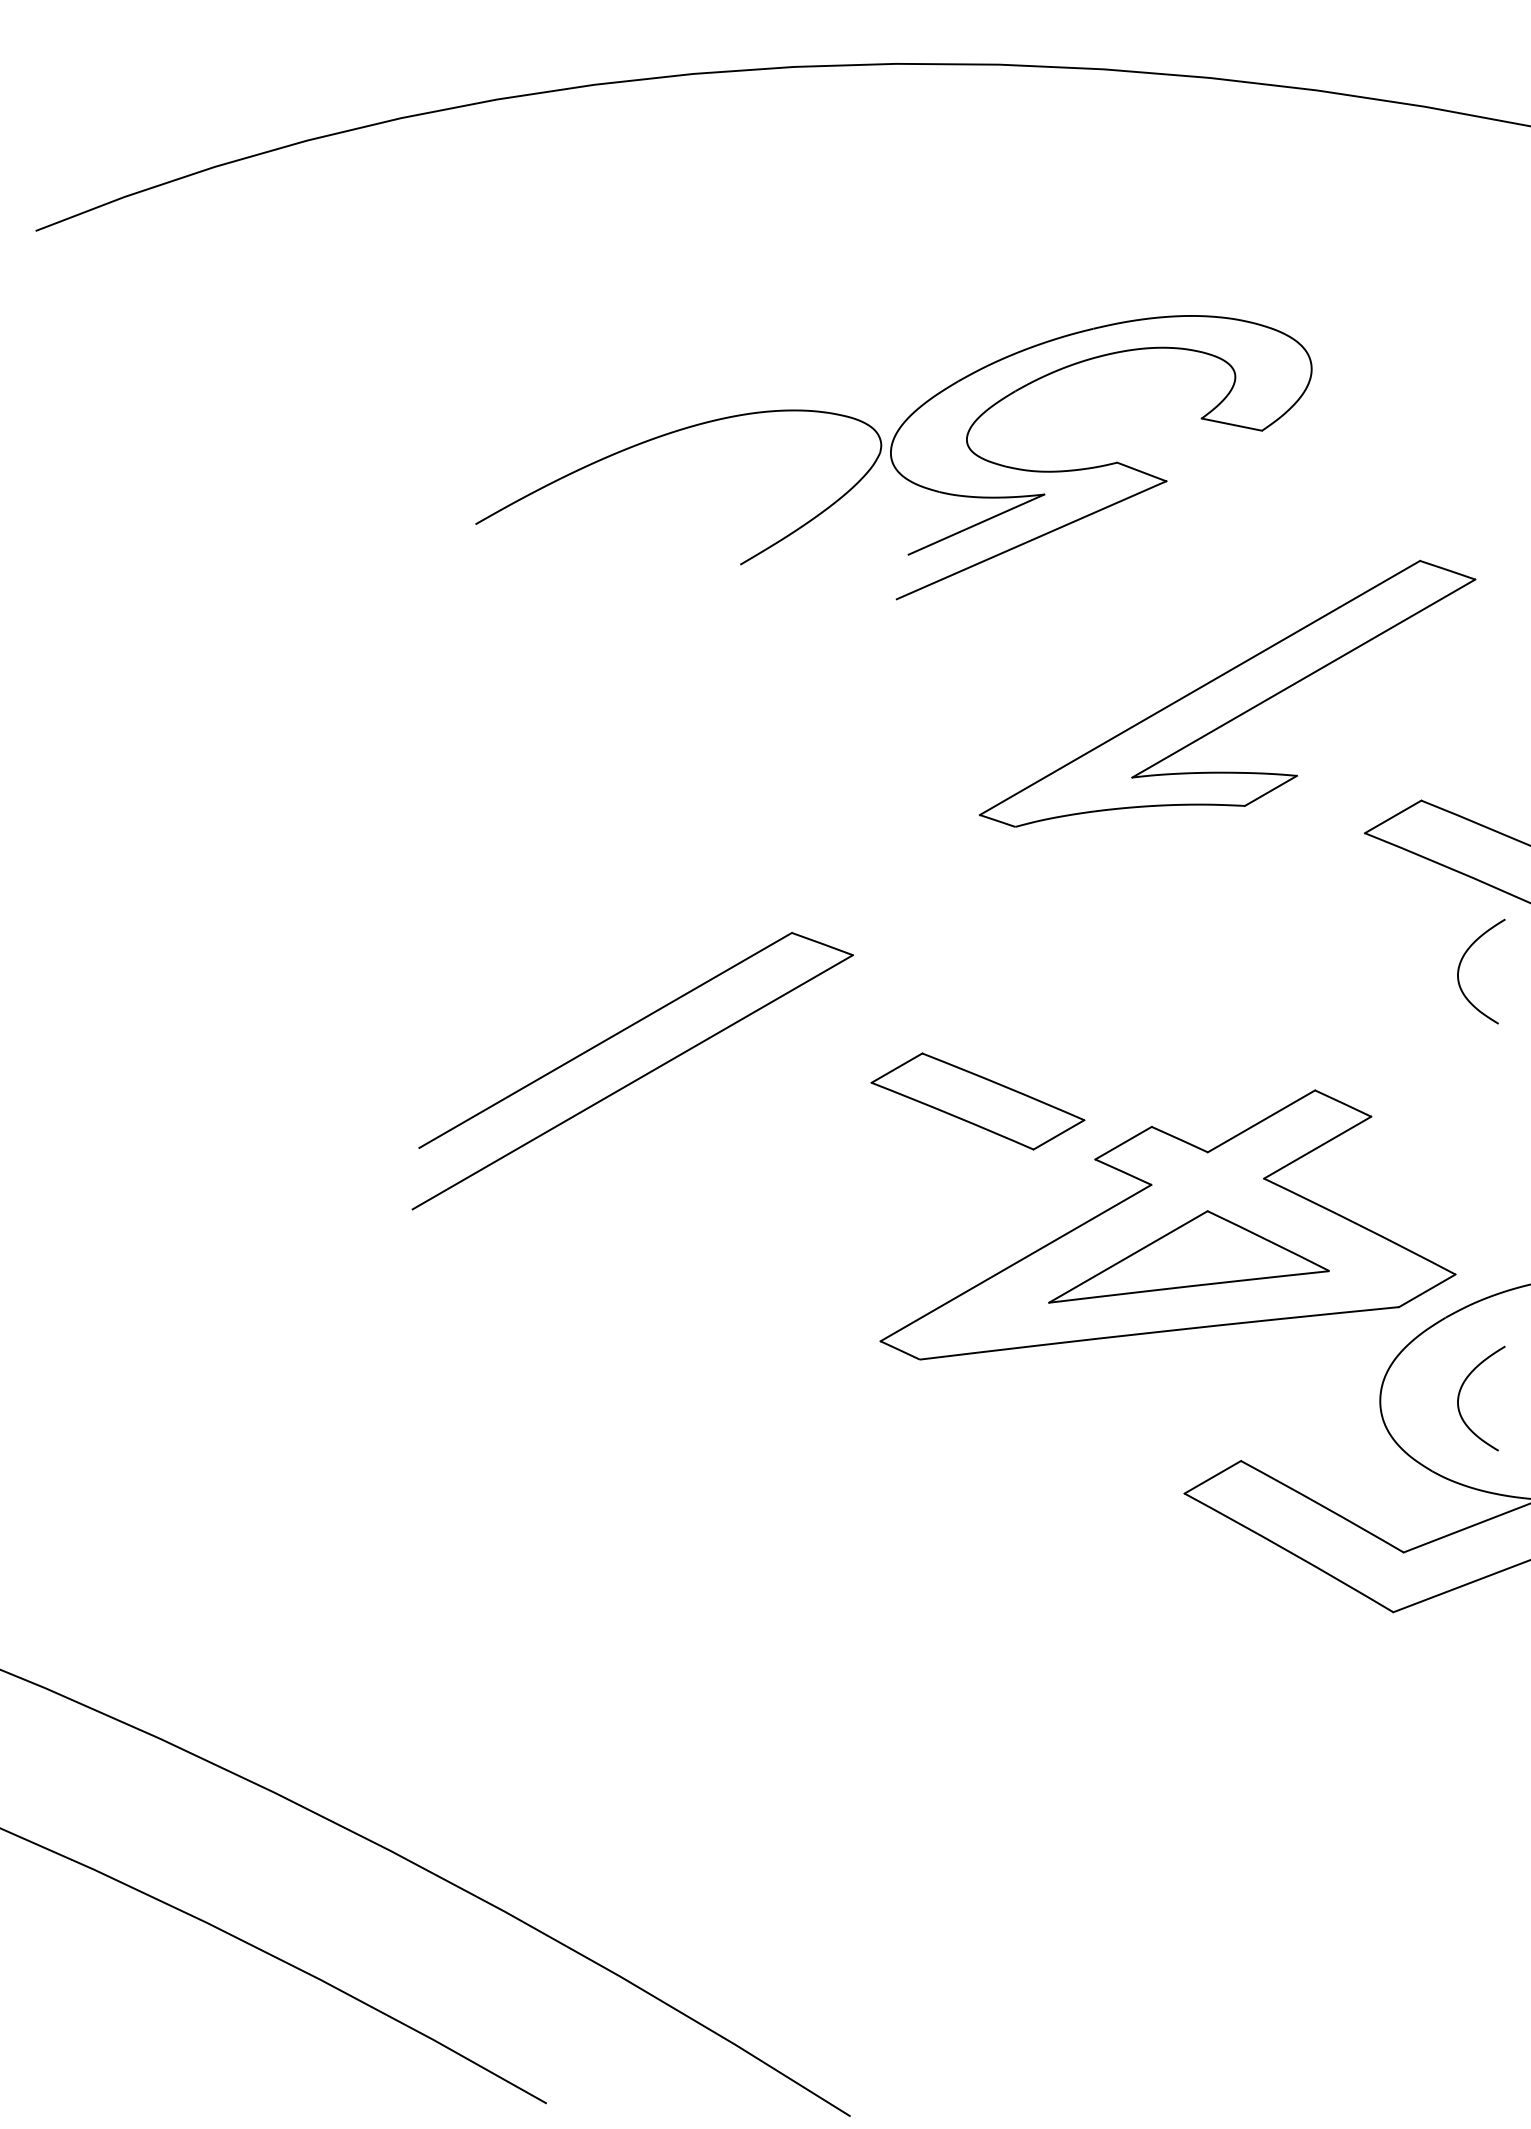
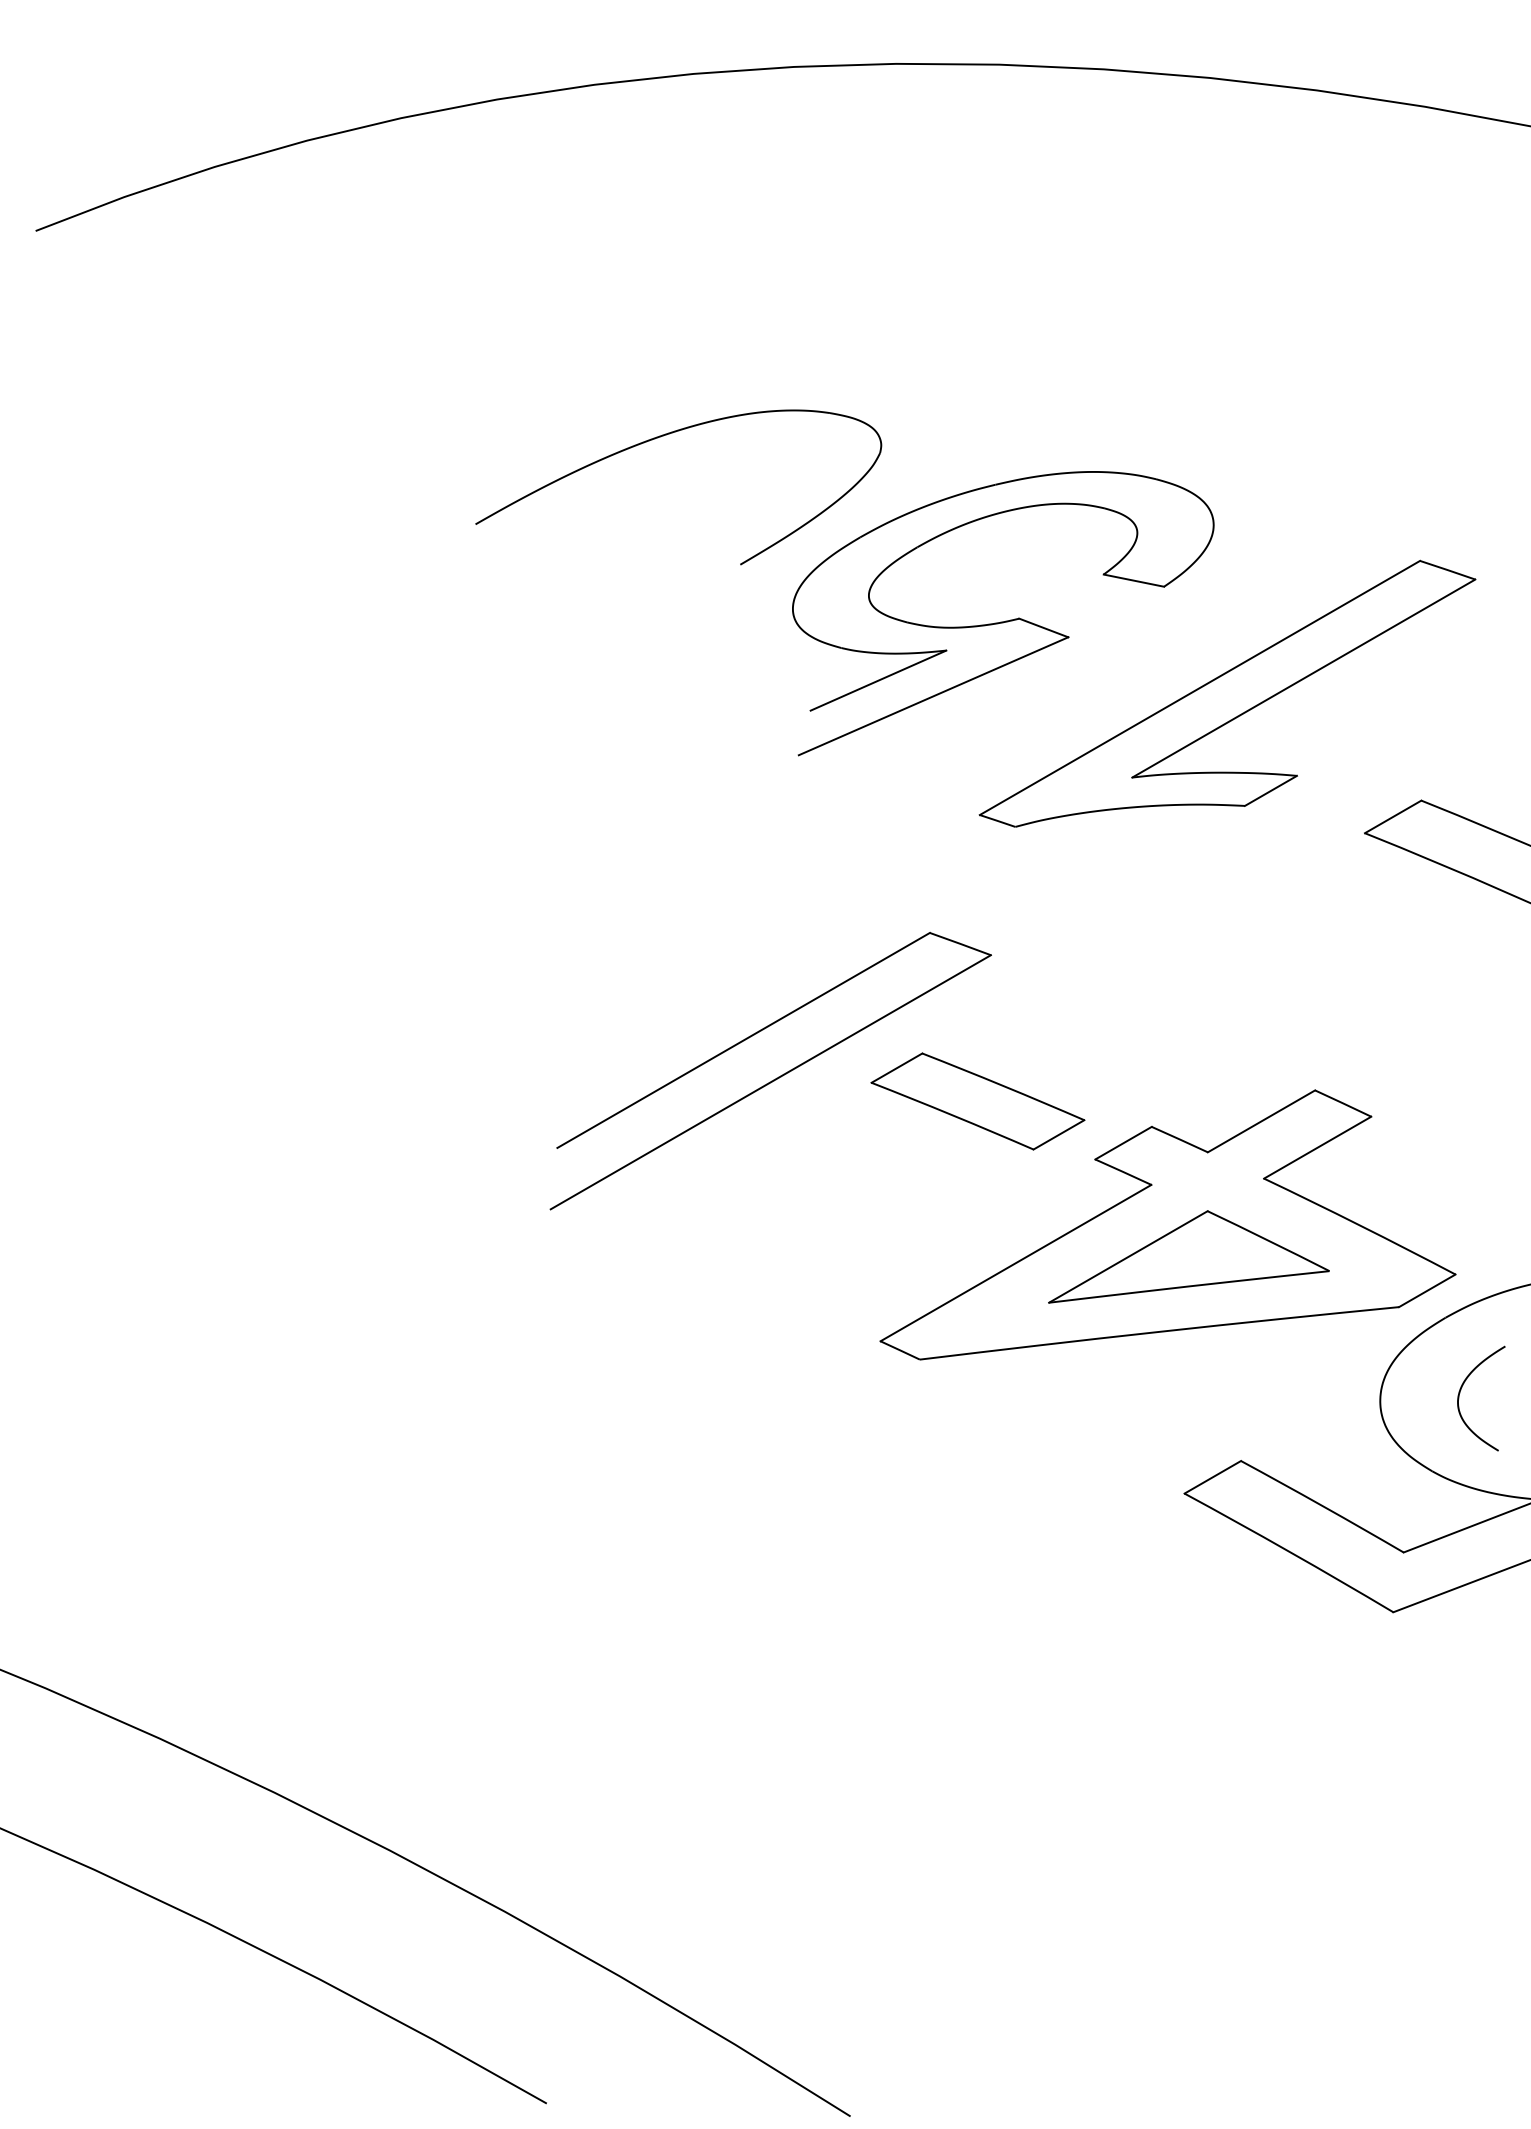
part position: (1103, 464) -> (1005, 620) (1005, 620)
curve: present -> none (1461, 963)
part position: (638, 1077) -> (776, 1077) (776, 1077)
